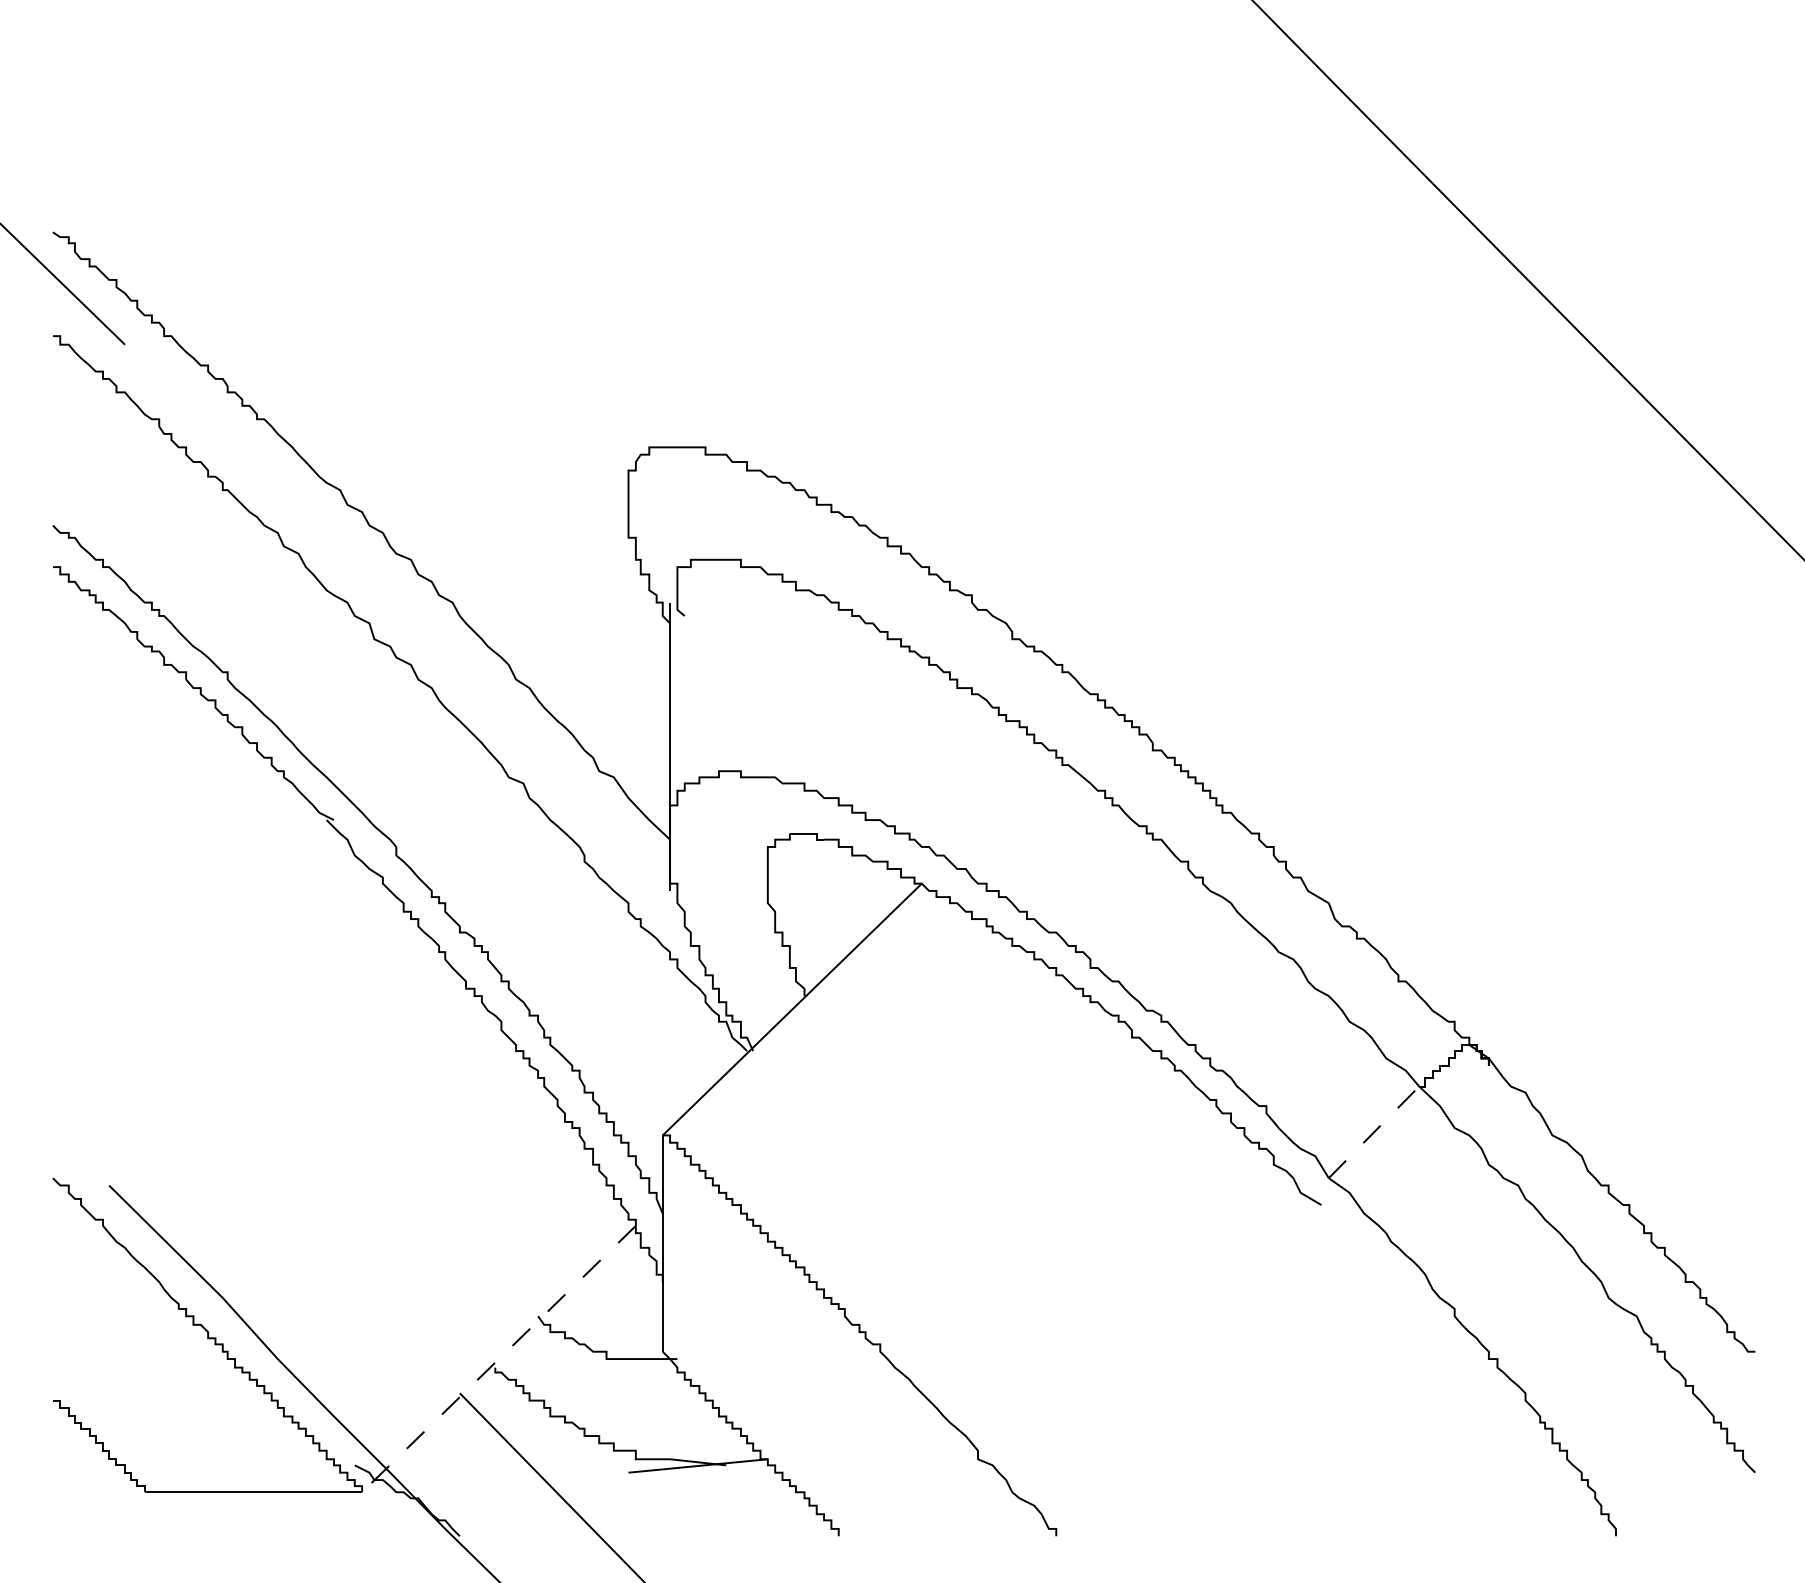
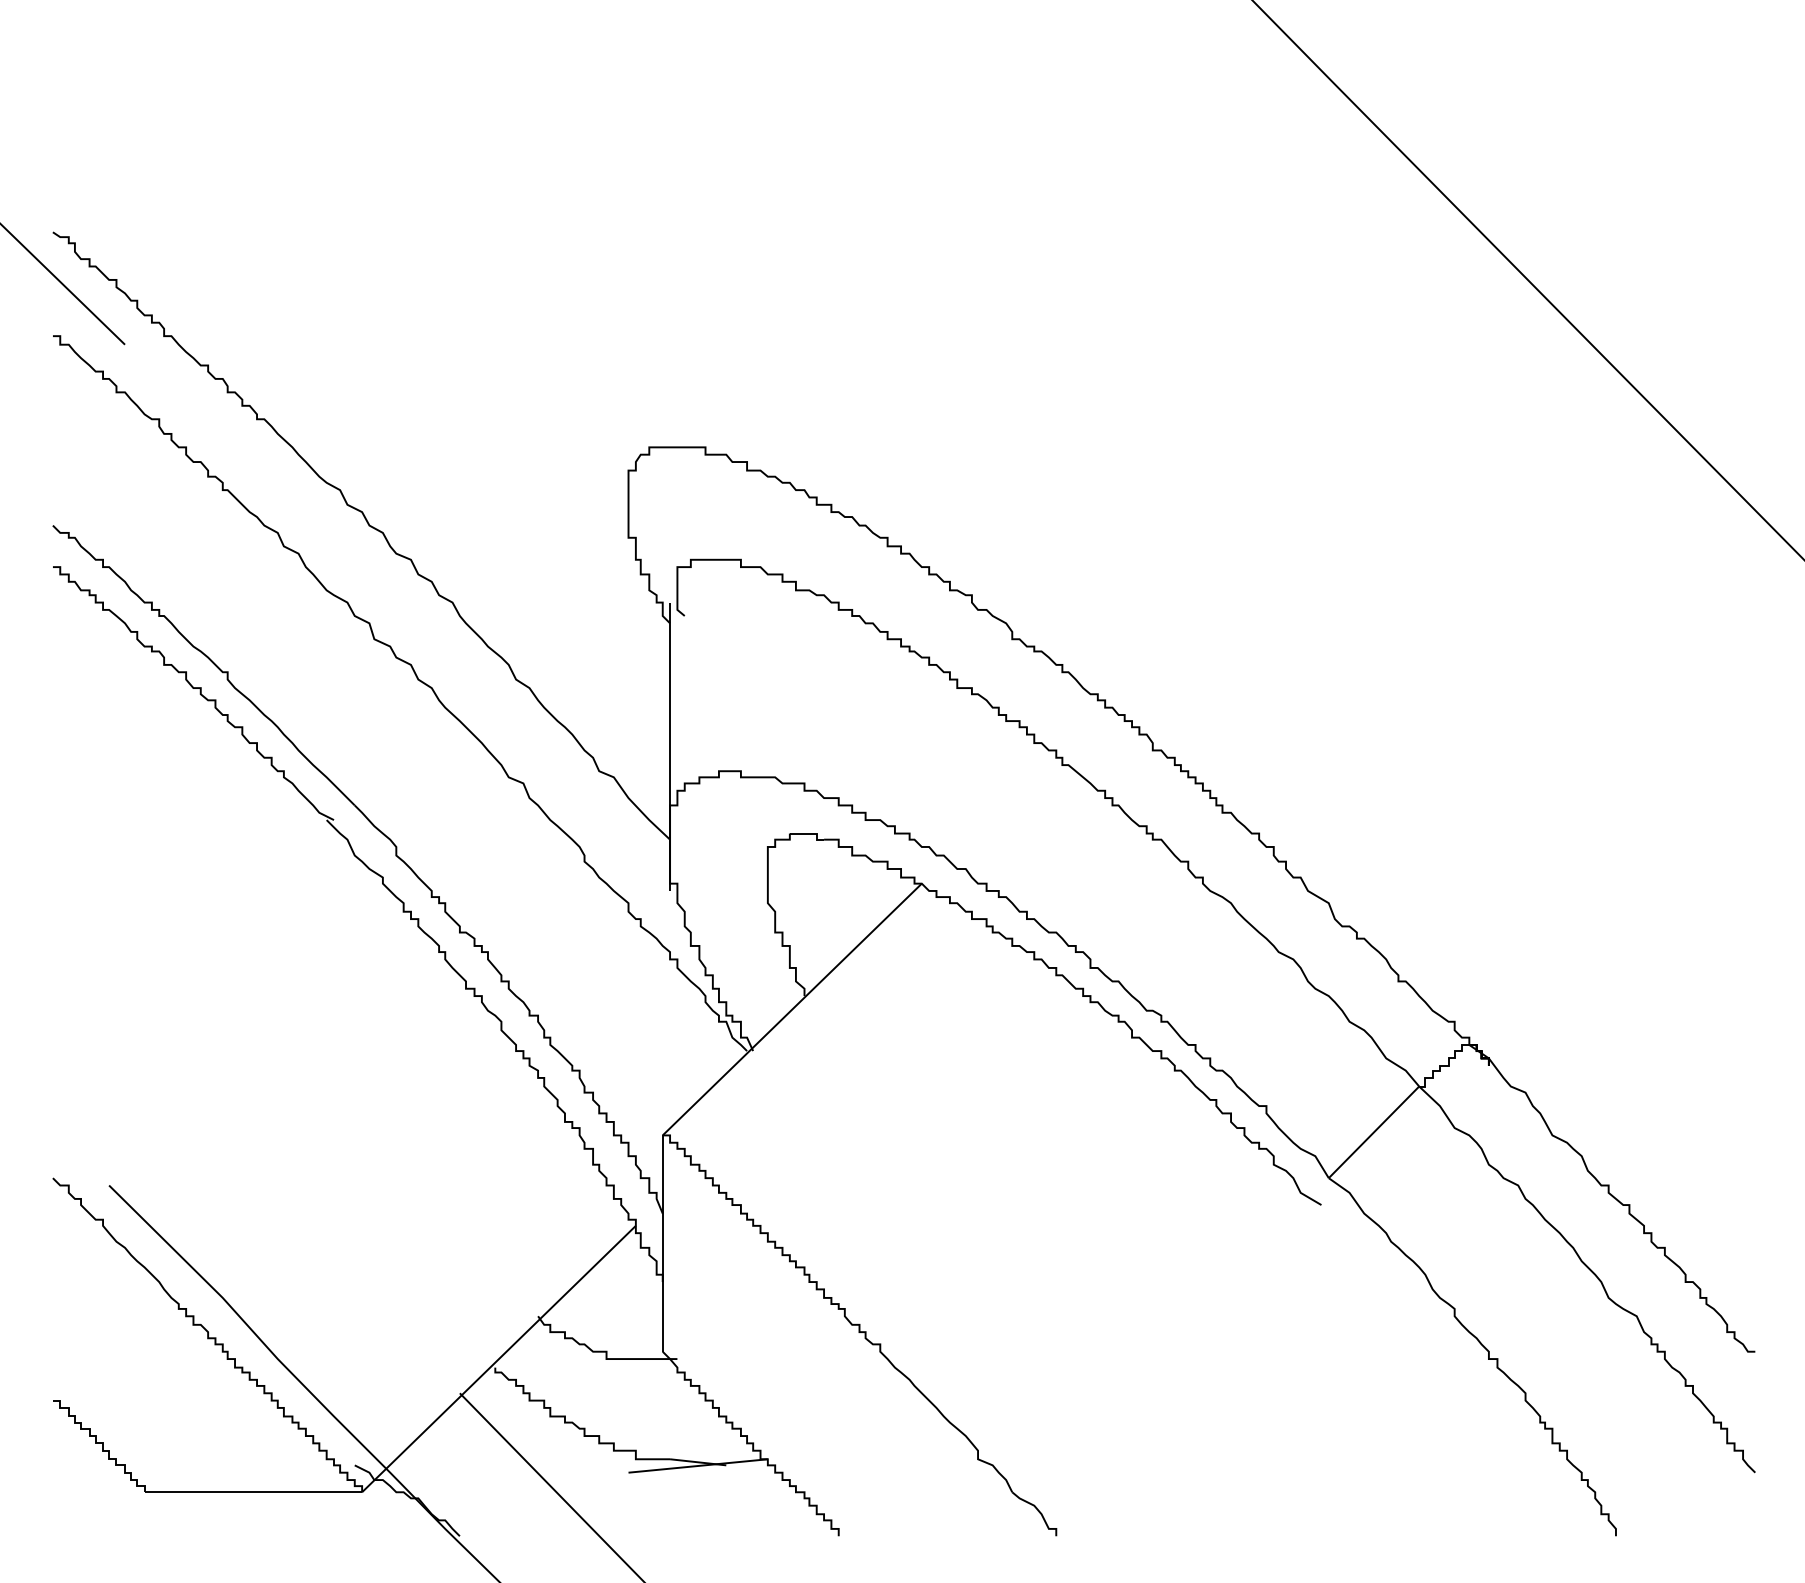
line: dashed -> solid (1374, 1131)
line: dashed -> solid (499, 1359)
